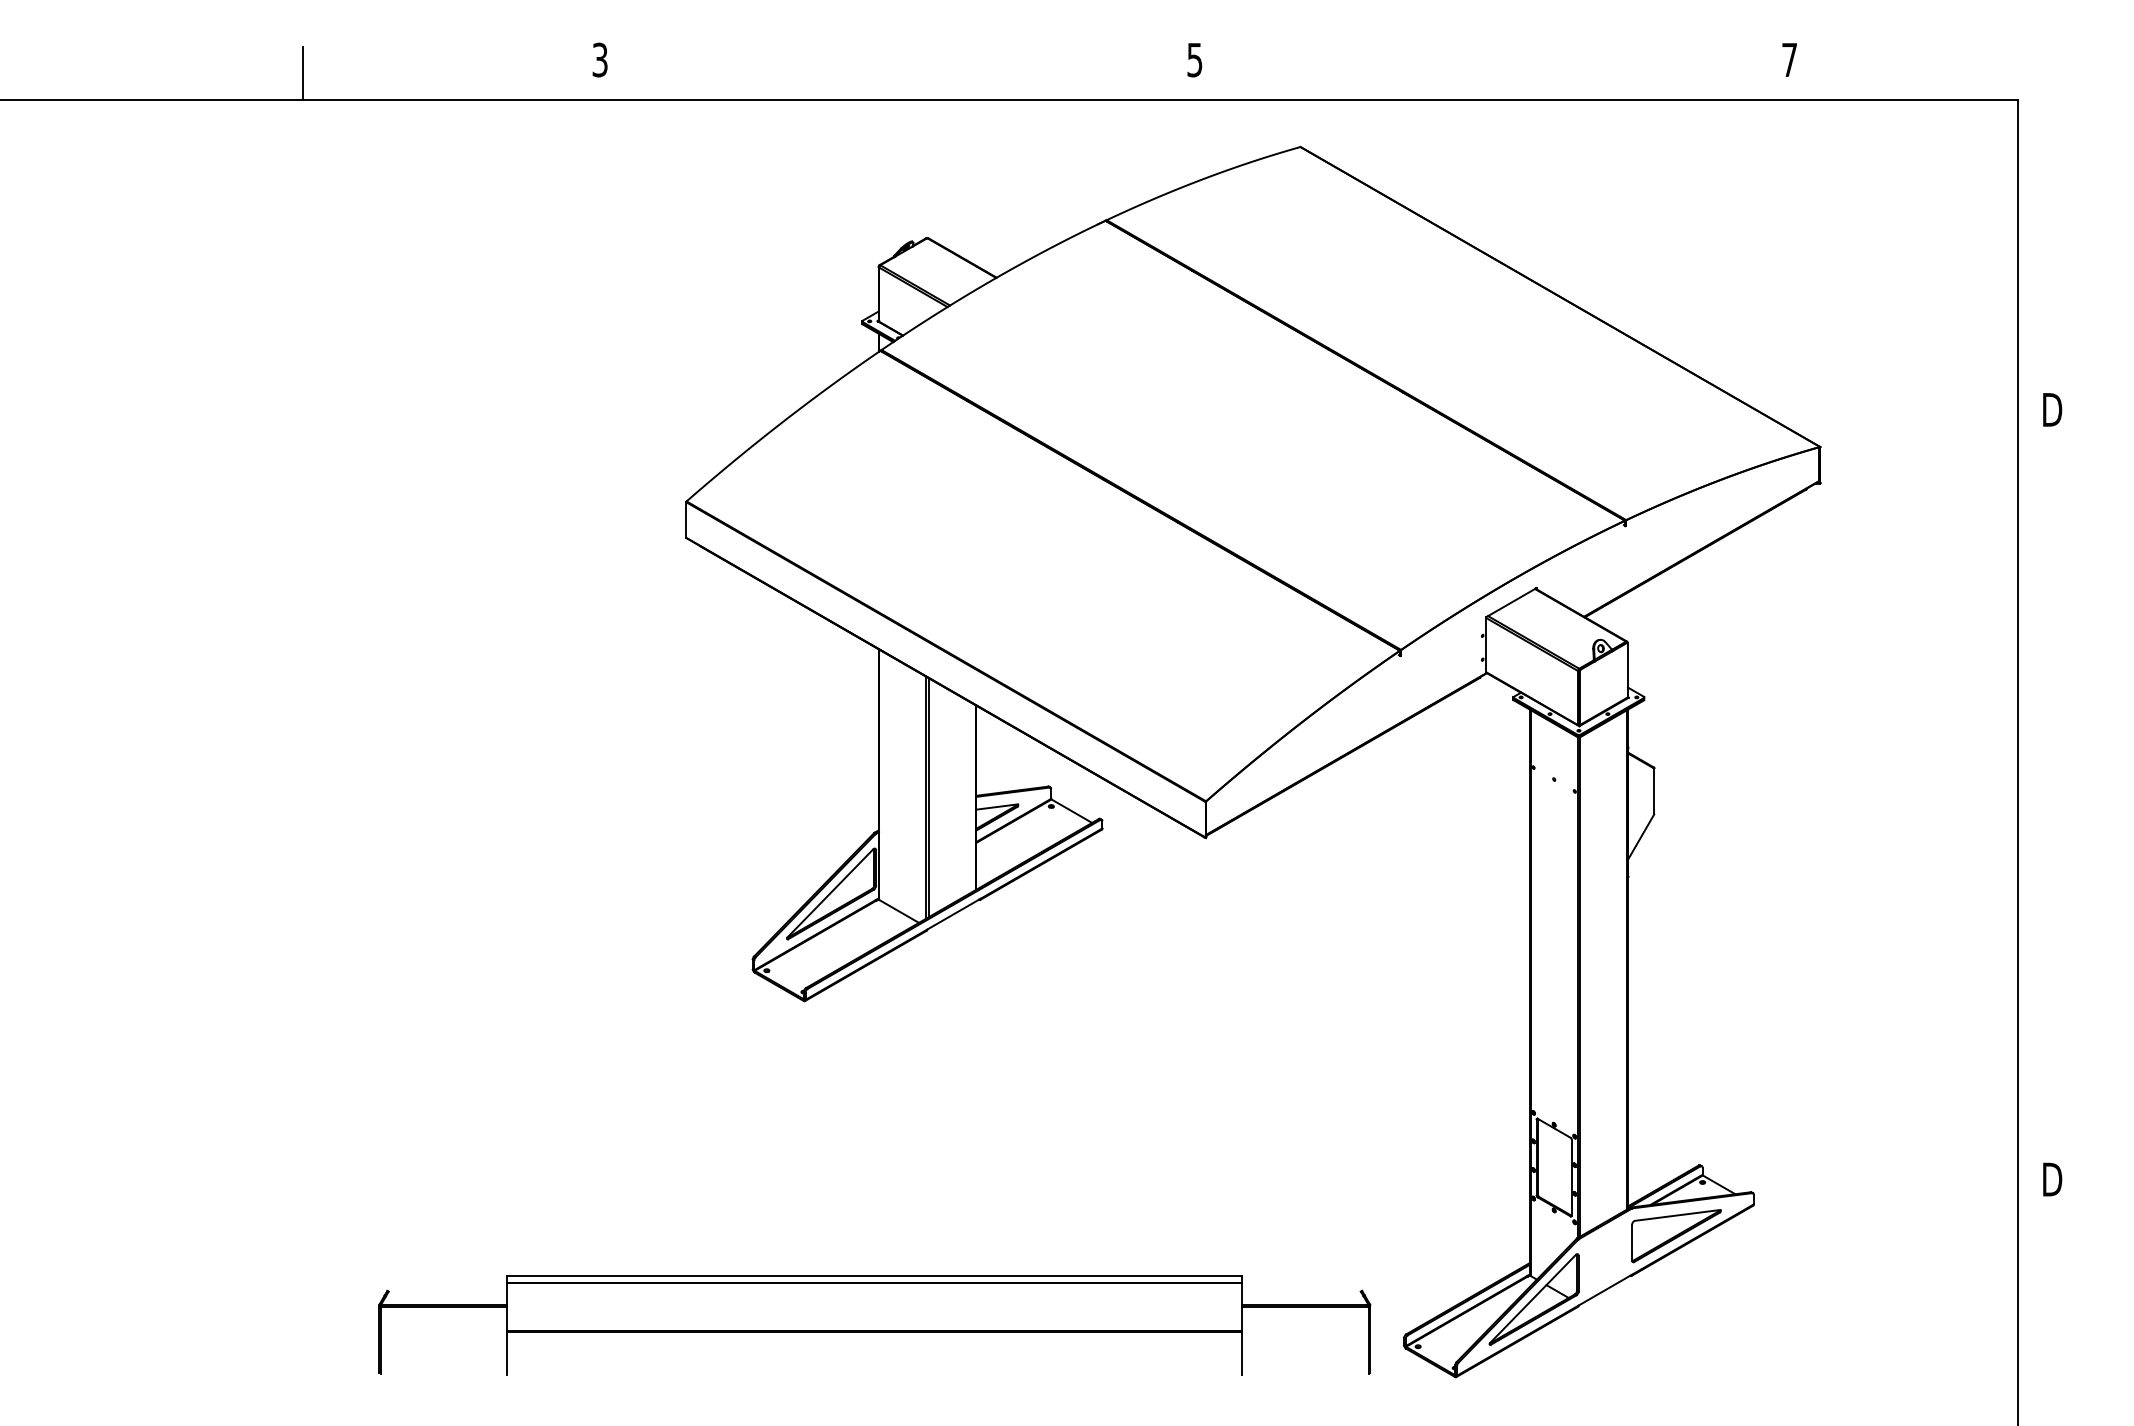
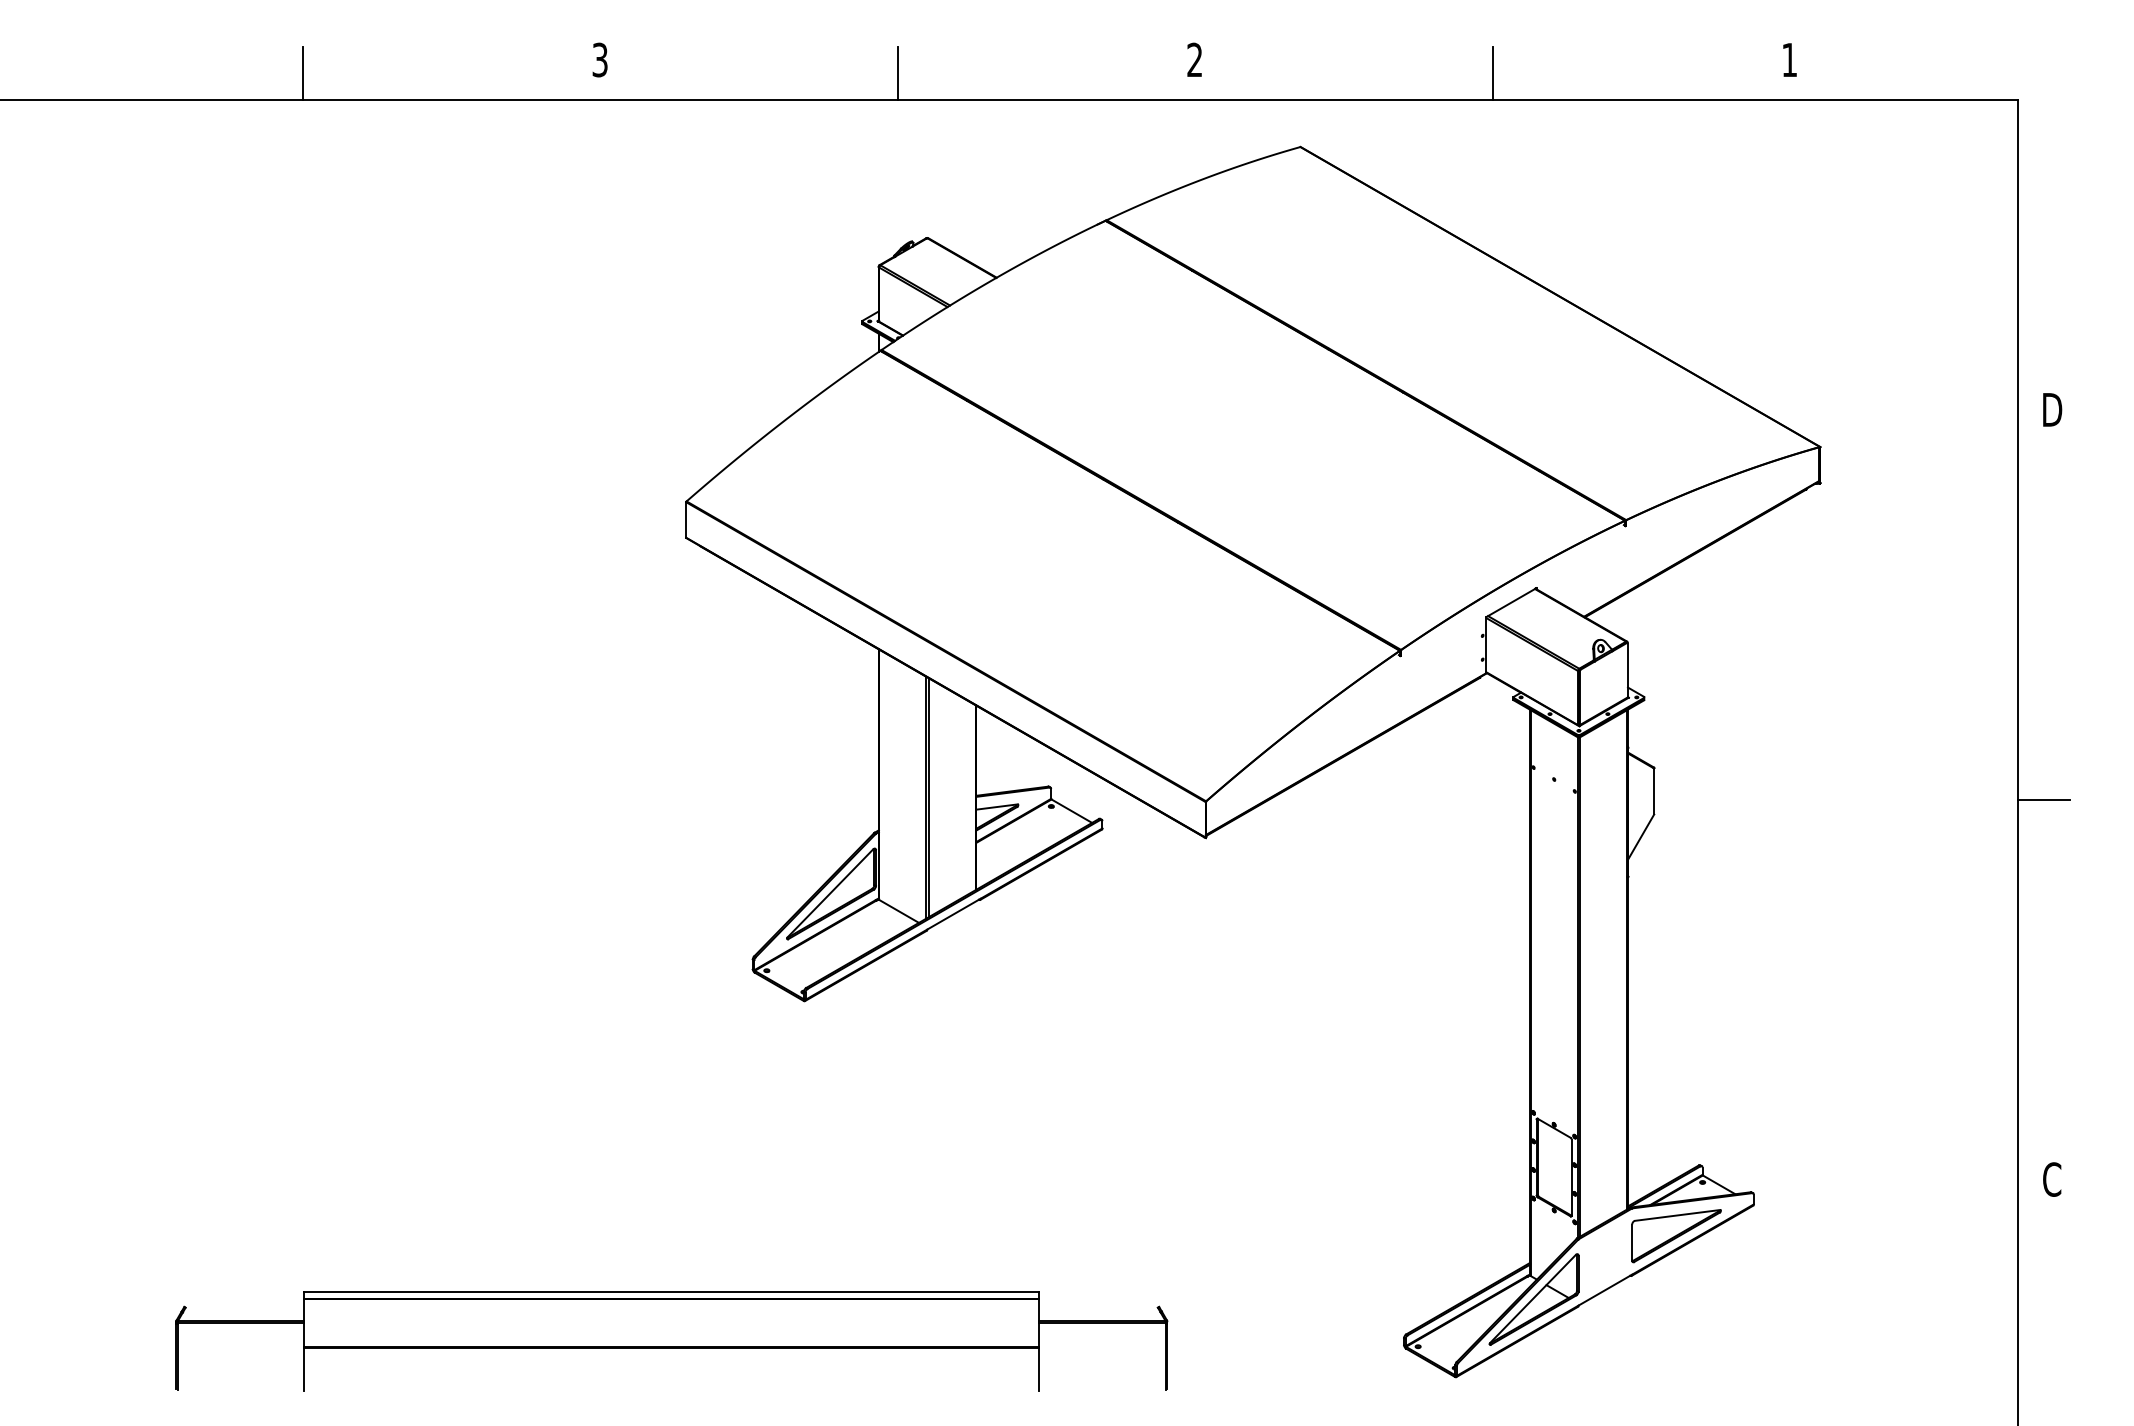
text: 5 -> 2 (1194, 59)
text: 7 -> 1 (1789, 59)
line: none -> present (897, 73)
line: none -> present (1492, 73)
line: none -> present (2043, 799)
text: D -> C (2052, 1179)
part position: (874, 1325) -> (671, 1341) (671, 1341)
